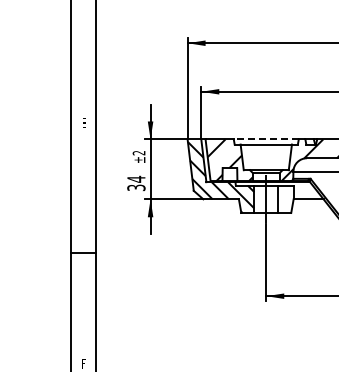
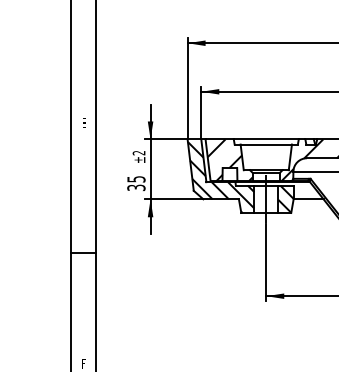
line: dashed -> solid (265, 139)
text: 34 -> 35 (136, 178)
hatch: none -> present (285, 198)
